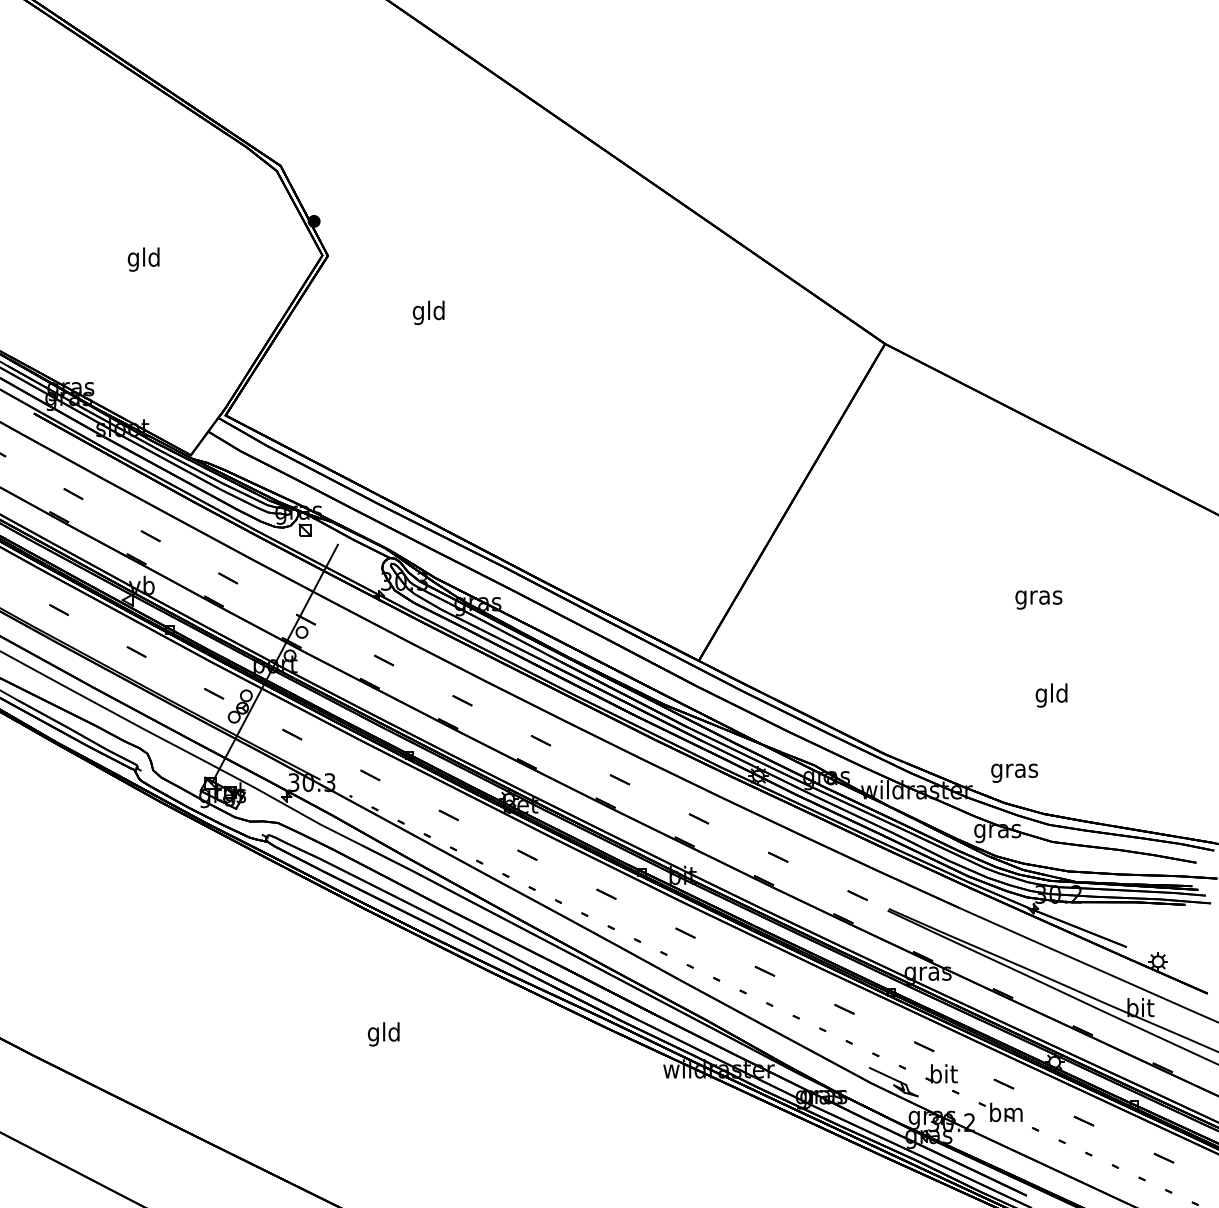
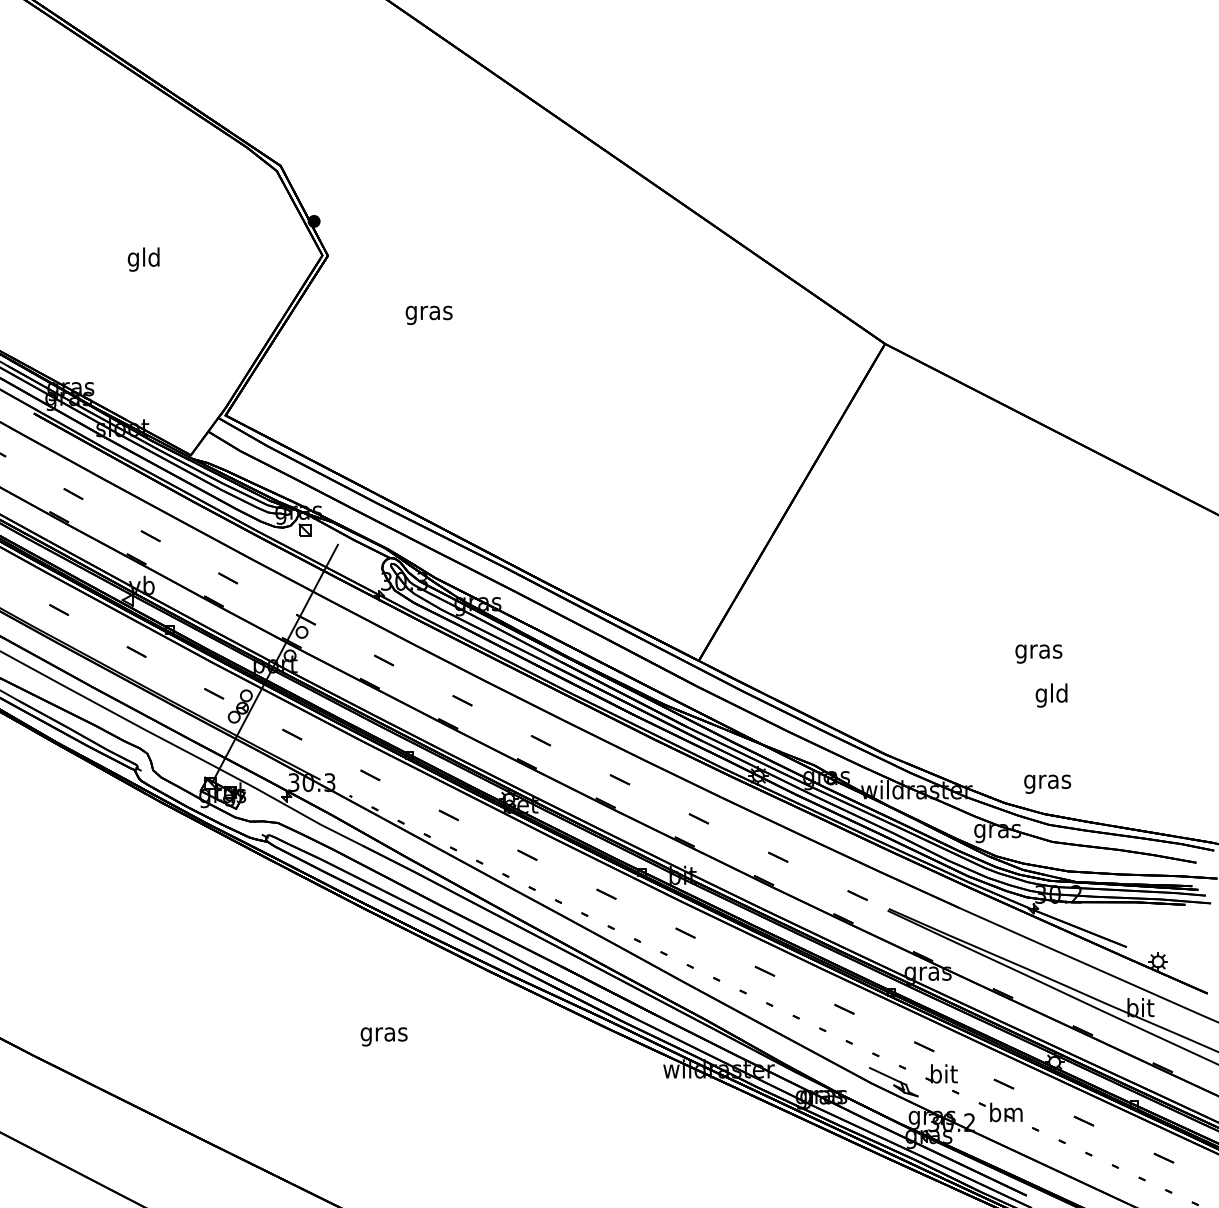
text: gld -> gras (428, 312)
text position: (1038, 599) -> (1038, 653) (1038, 653)
text position: (1014, 772) -> (1047, 783) (1047, 783)
text: gld -> gras (383, 1034)
